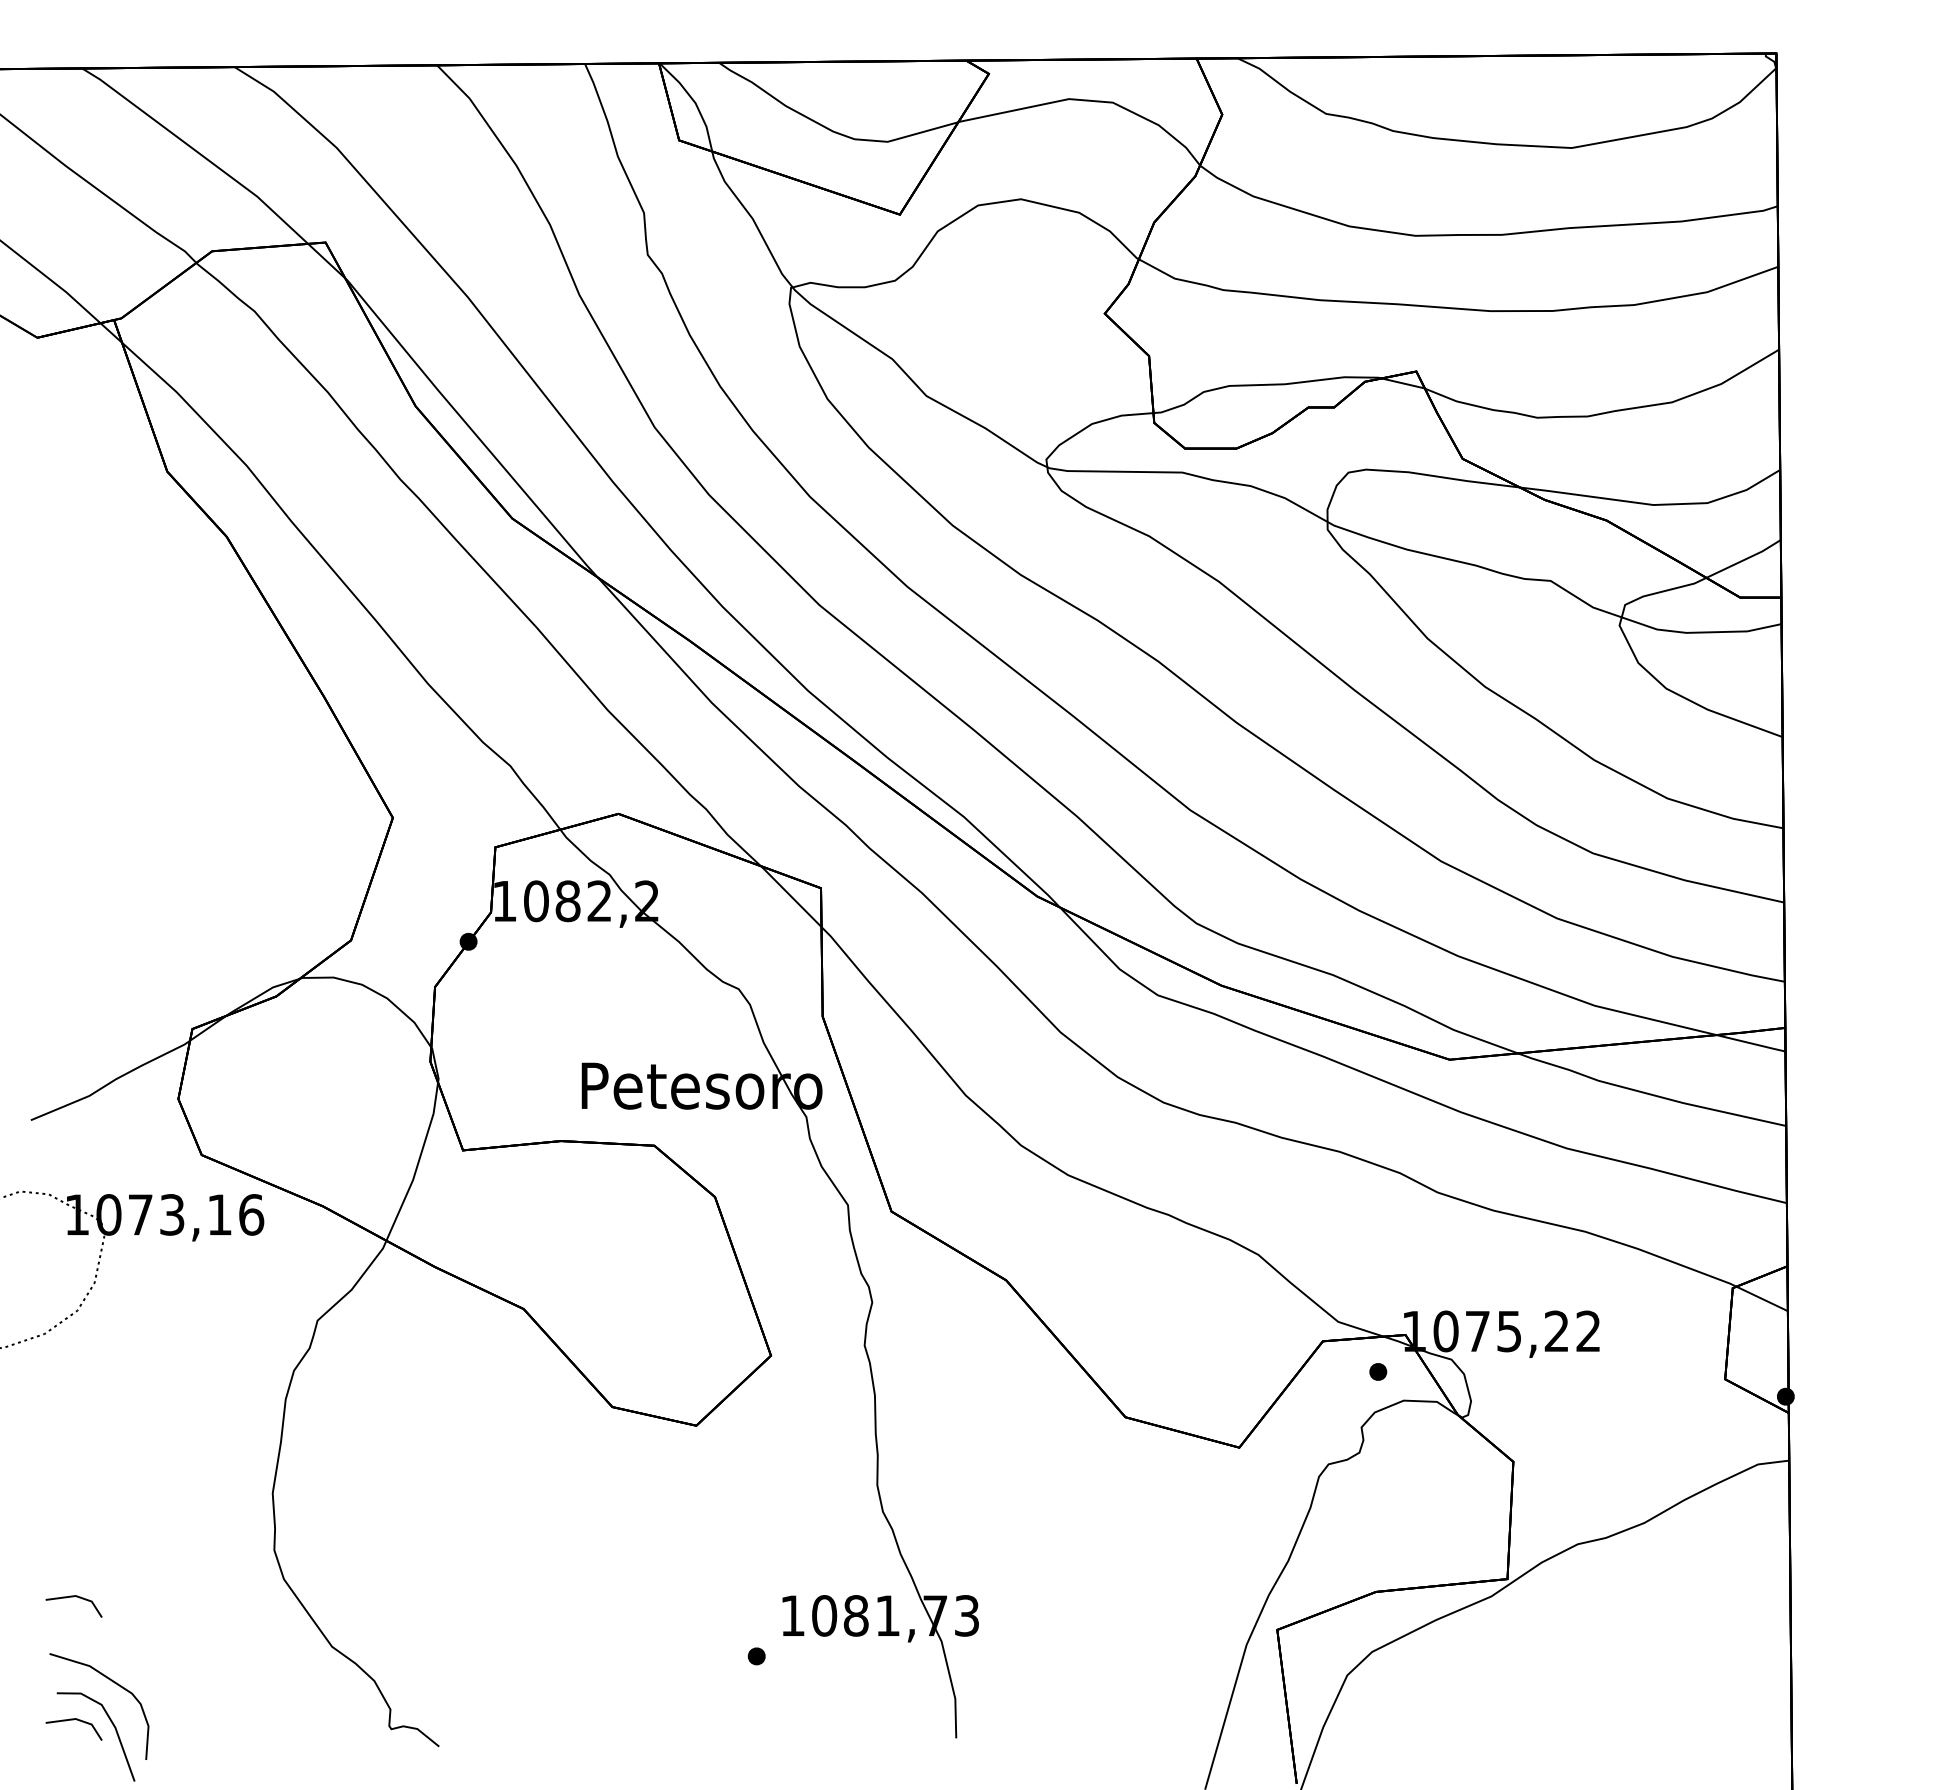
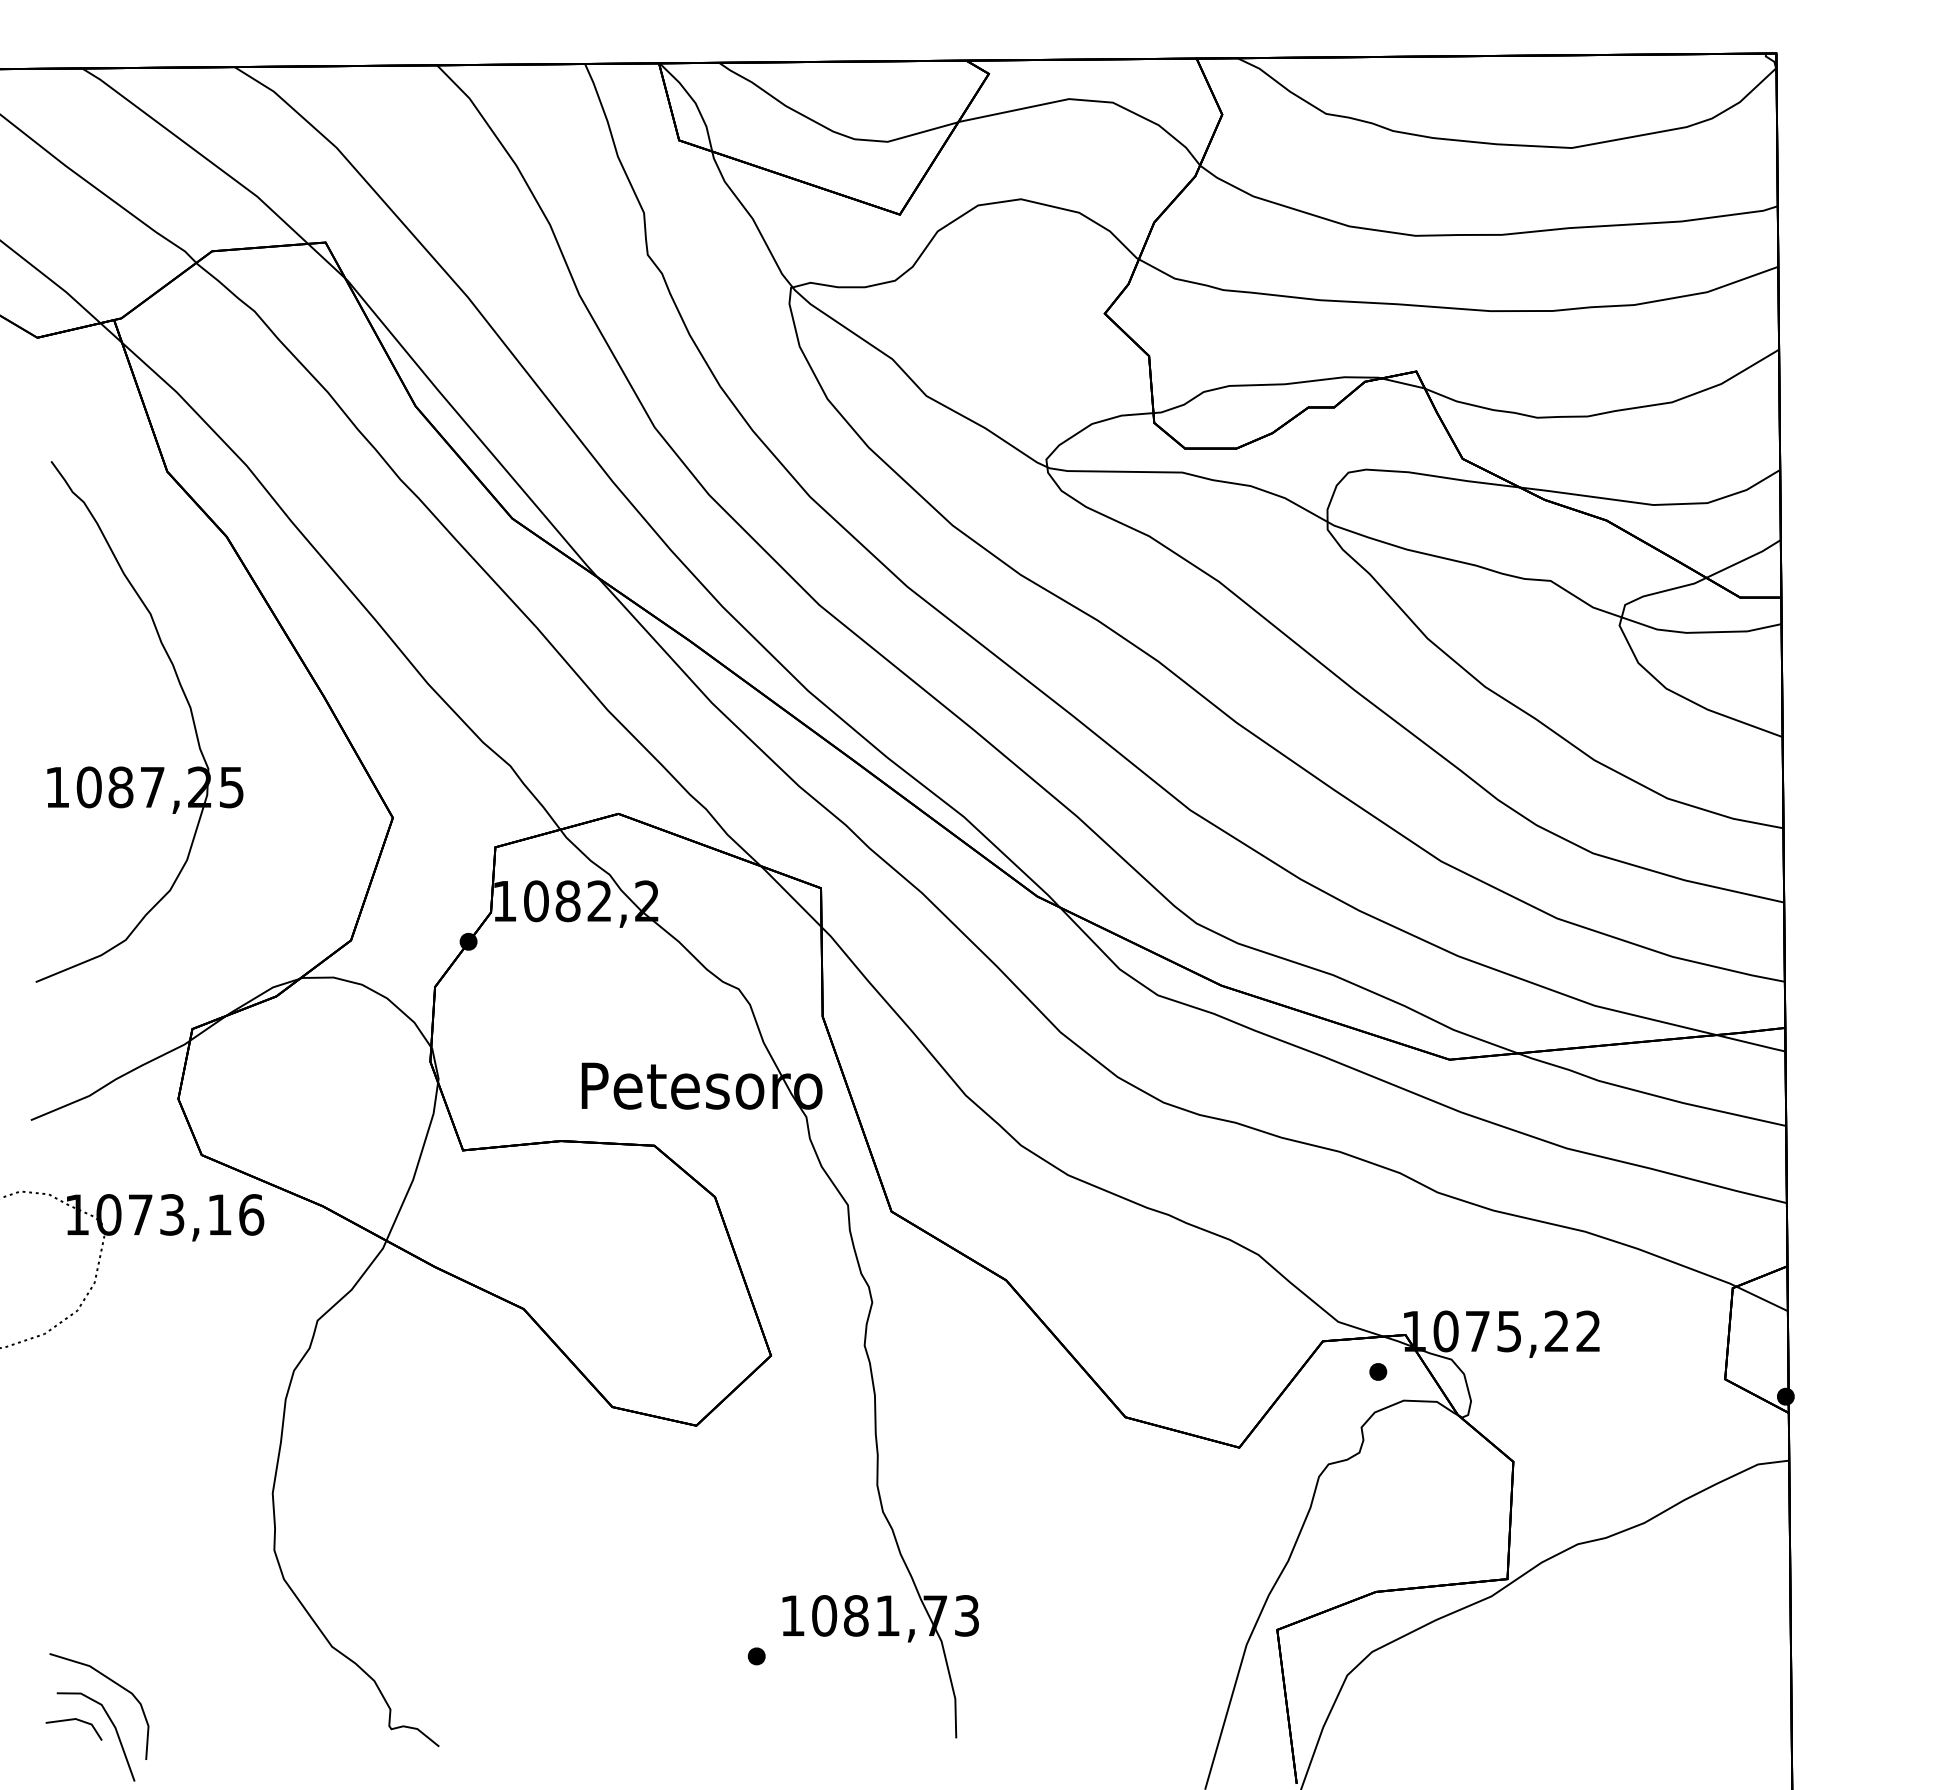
part: none -> present (141, 767)
line: present -> none (73, 1597)
